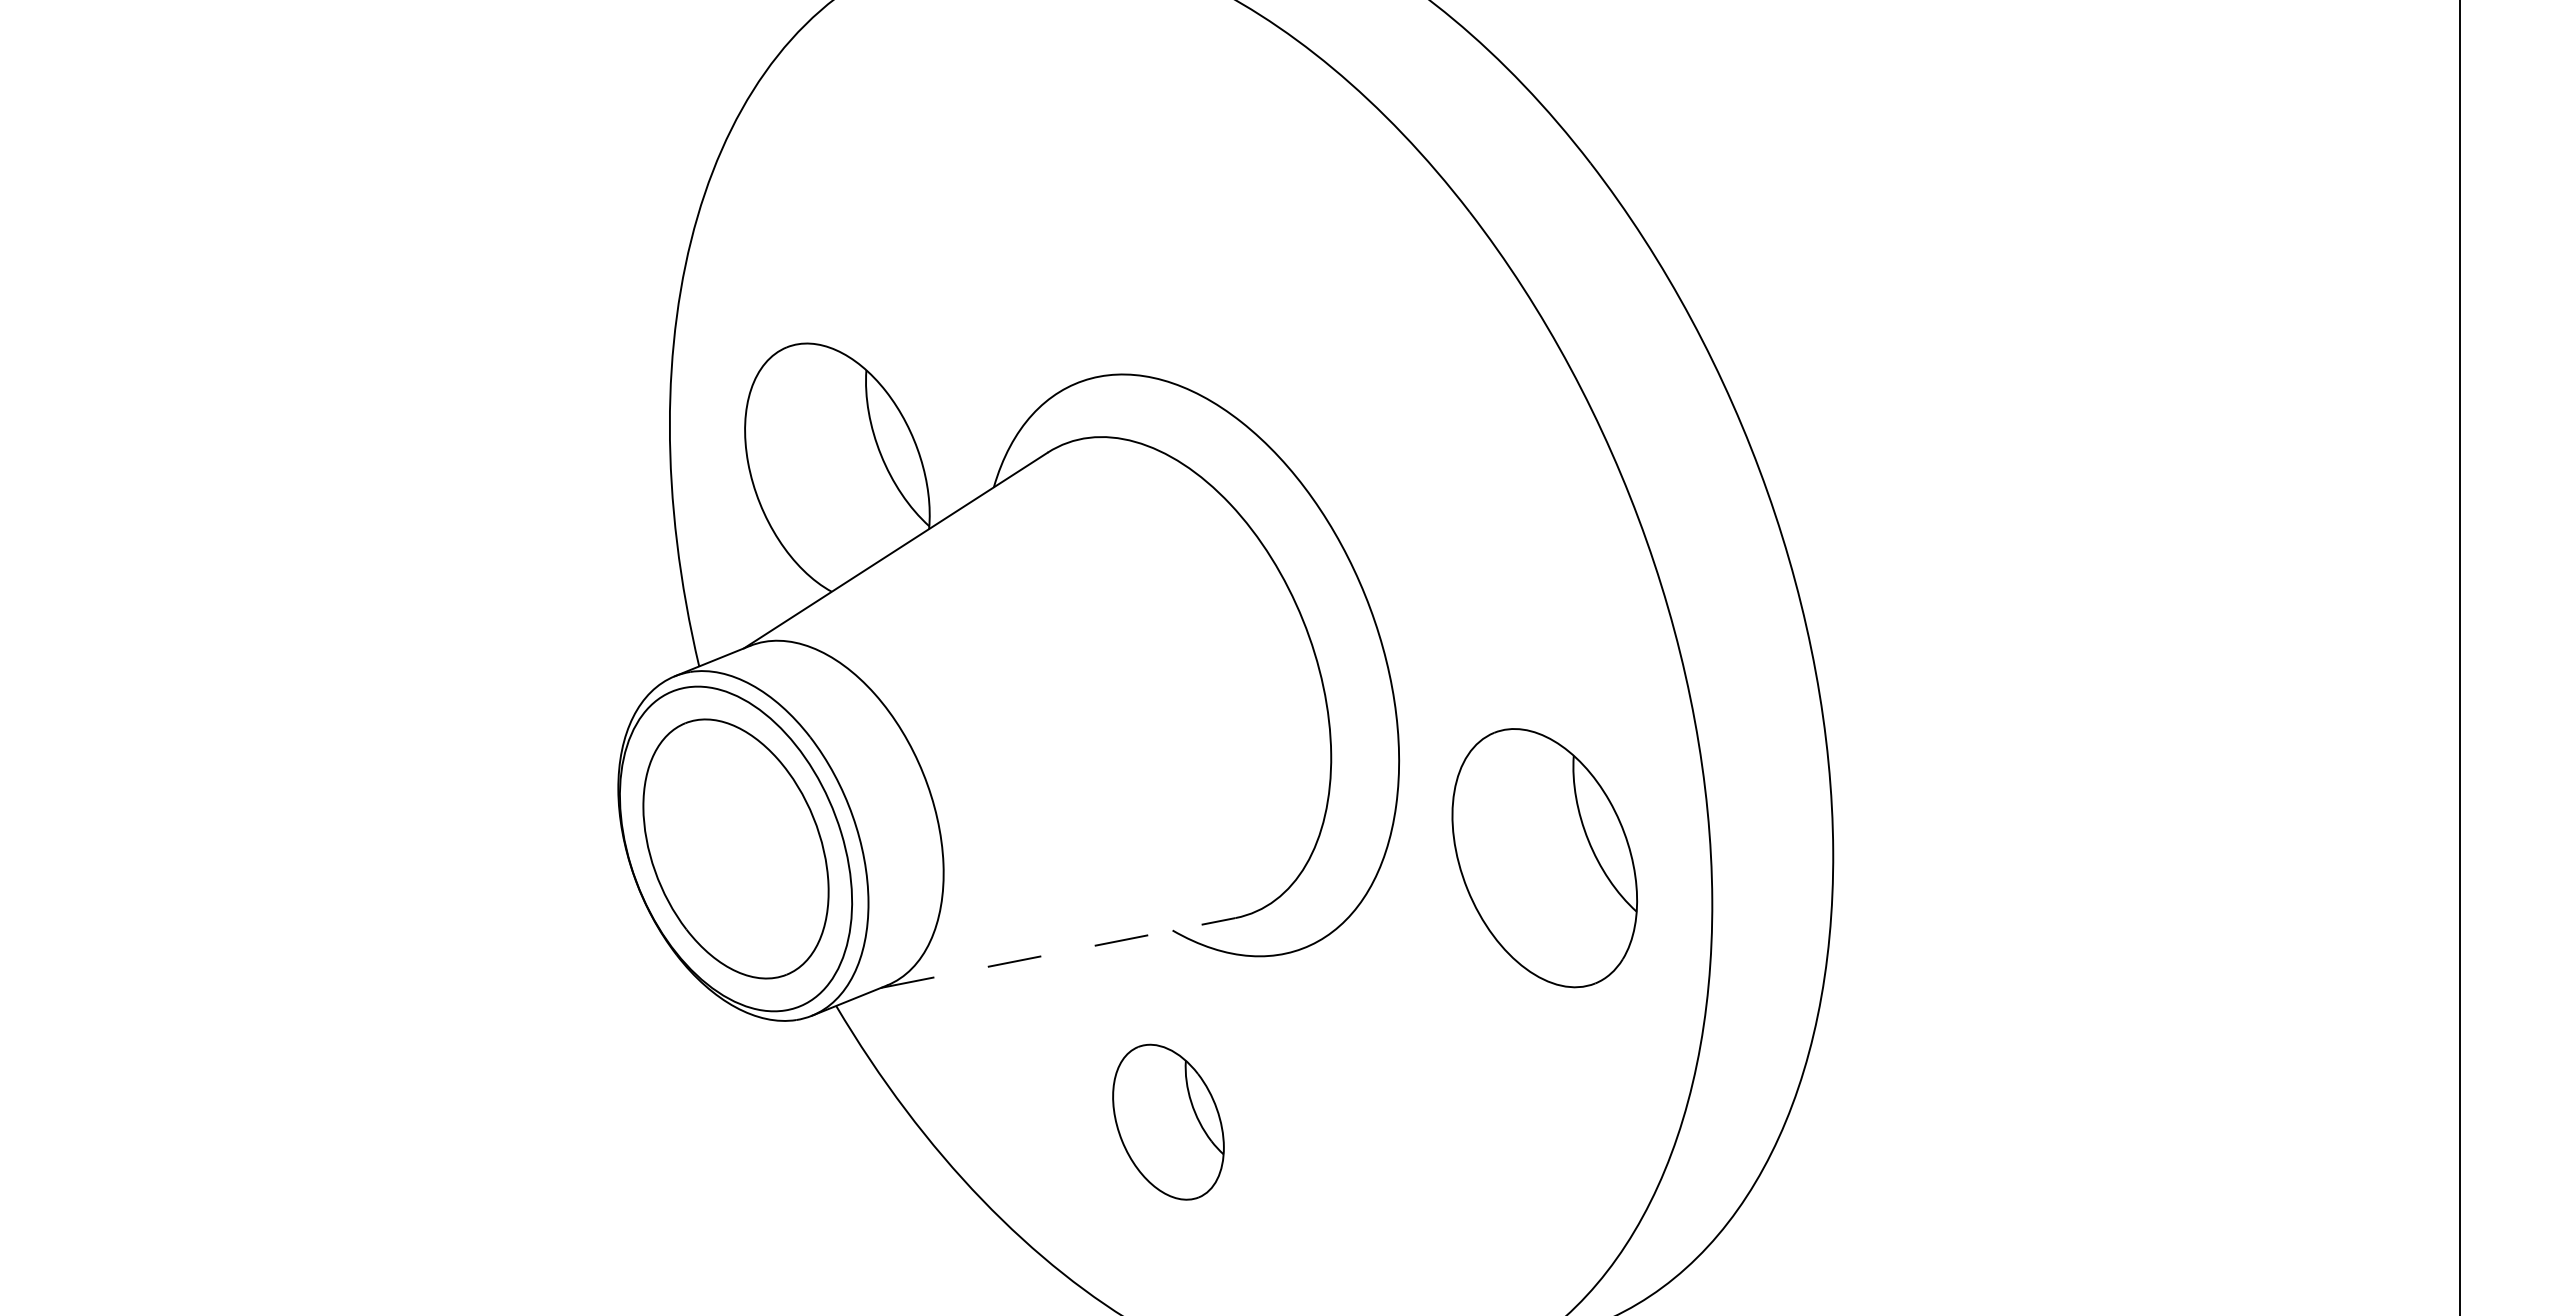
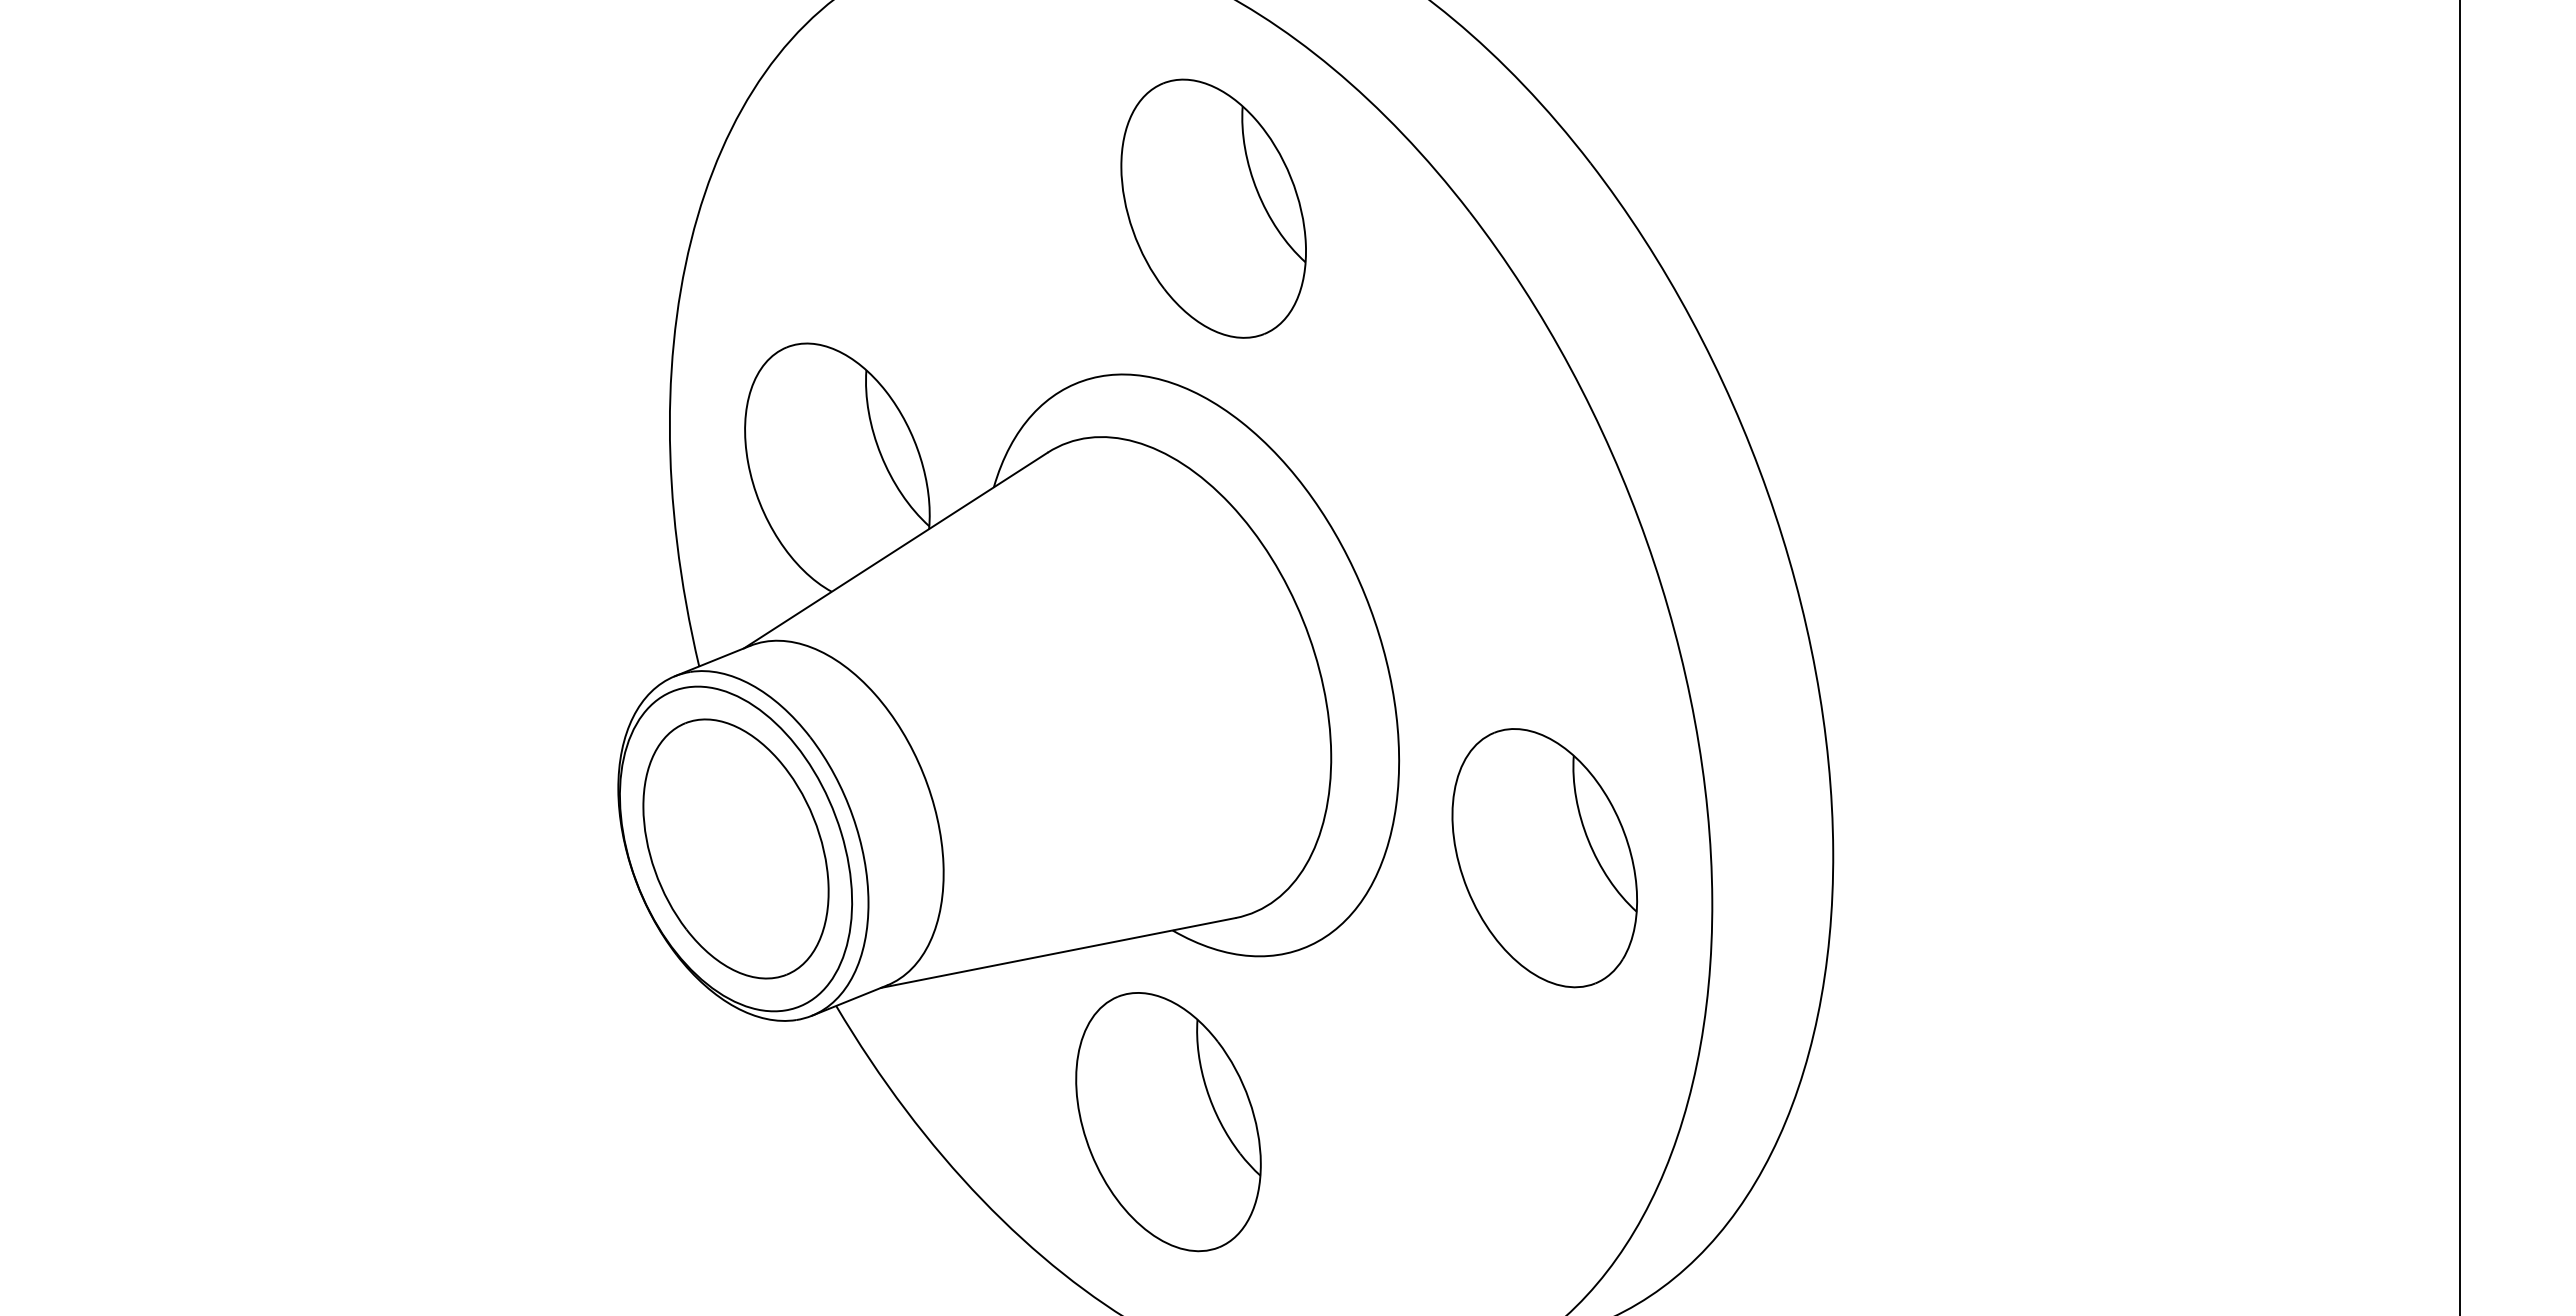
part: none -> present (1213, 208)
line: dashed -> solid (1058, 953)
part size: 113x158 px -> 187x261 px (1168, 1122)
